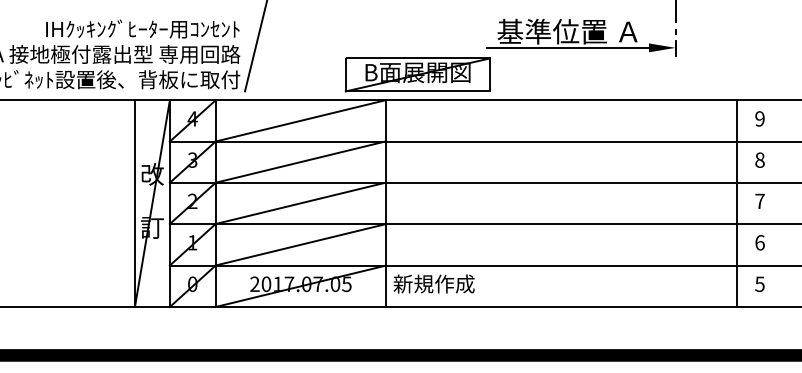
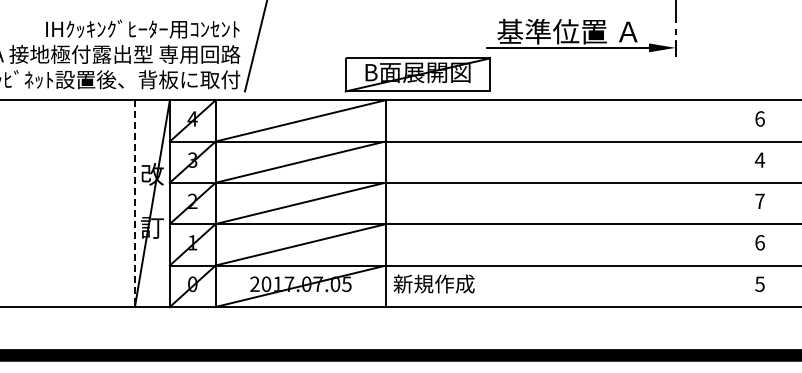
text: 9 -> 6 (759, 118)
text: 8 -> 4 (759, 159)
line: present -> none (737, 203)
line: solid -> dashed (134, 204)
